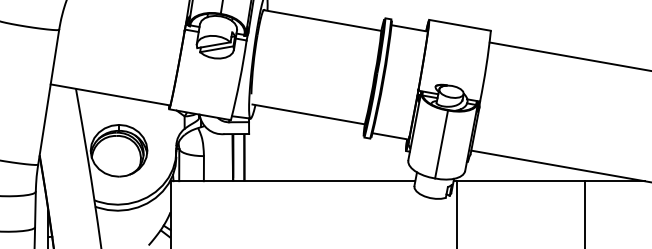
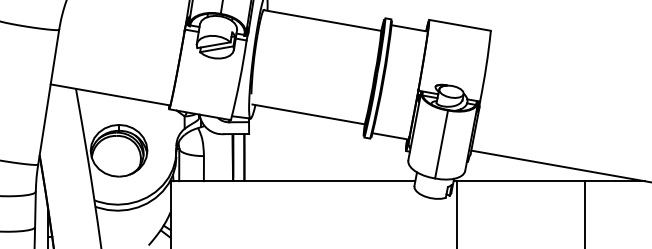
line: present -> none (568, 56)
